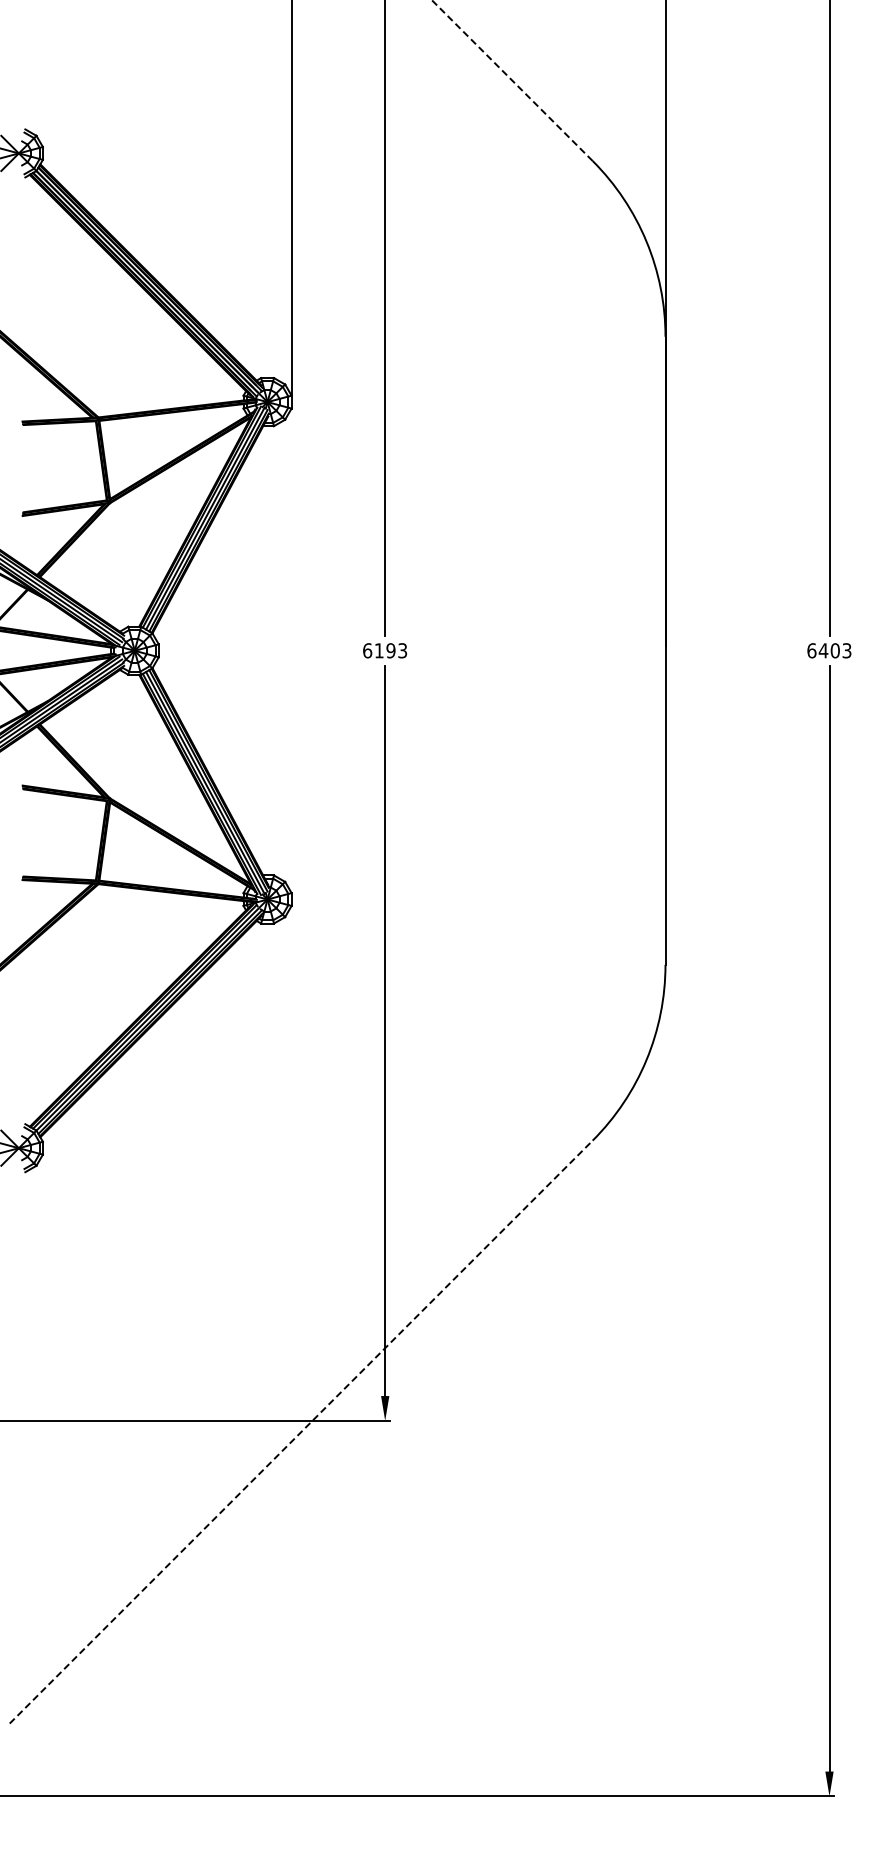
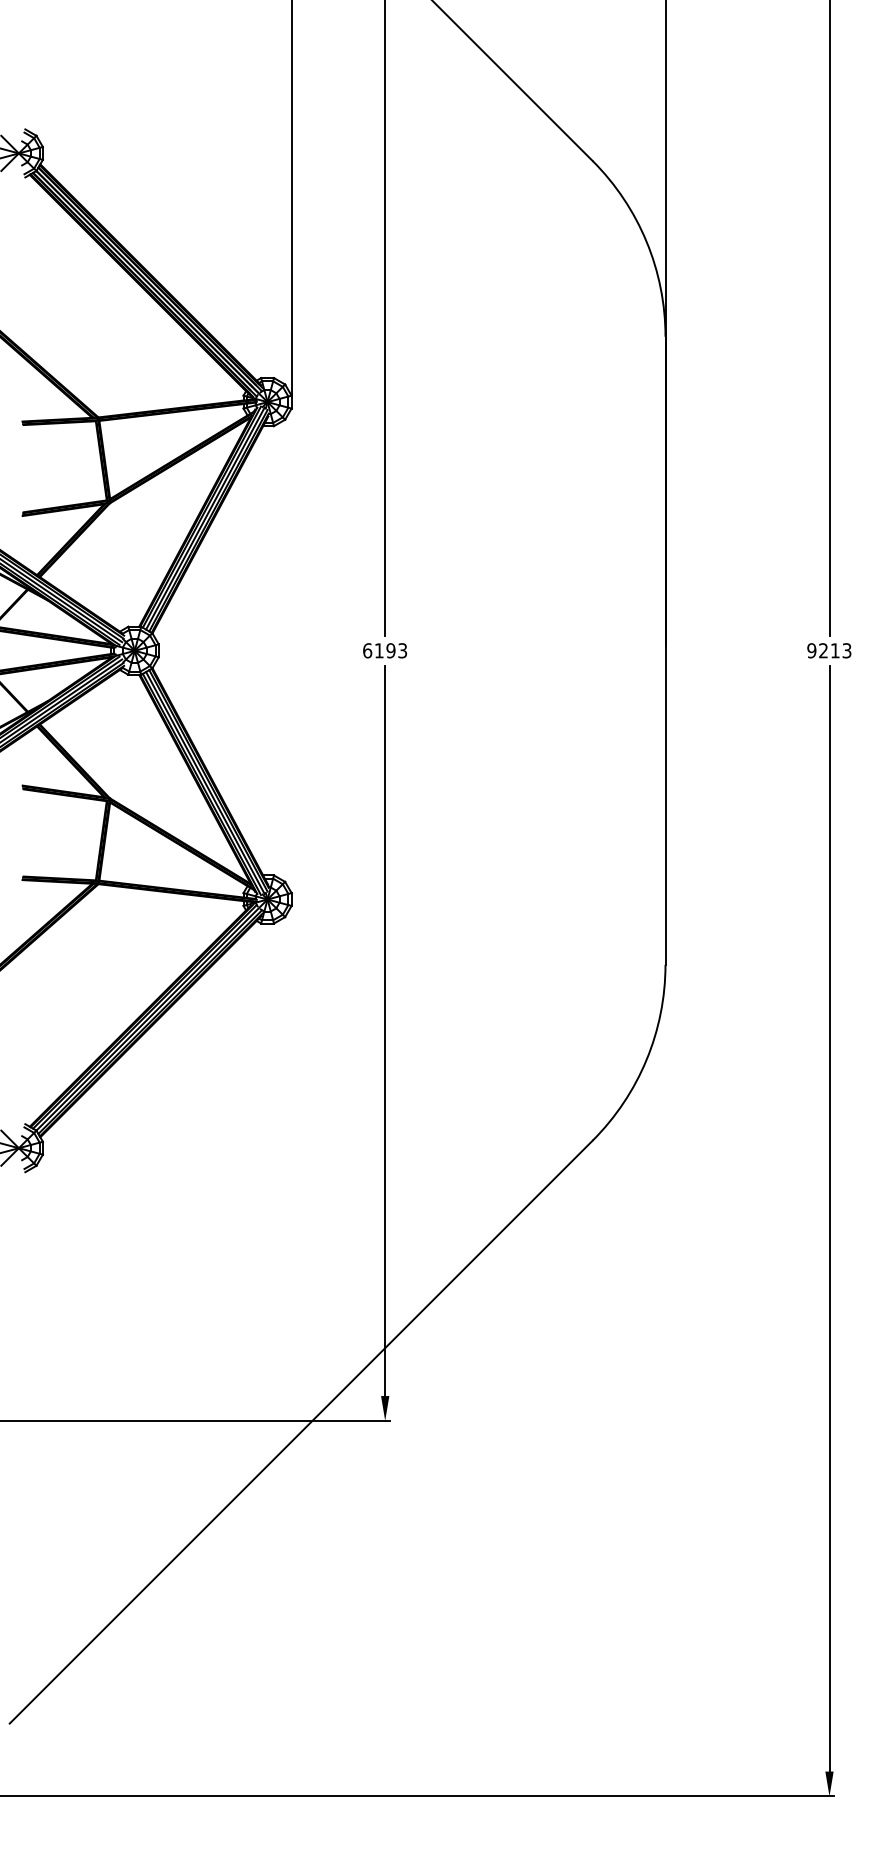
line: dashed -> solid (512, 80)
text: 6403 -> 9213 (823, 650)
line: dashed -> solid (301, 1431)
